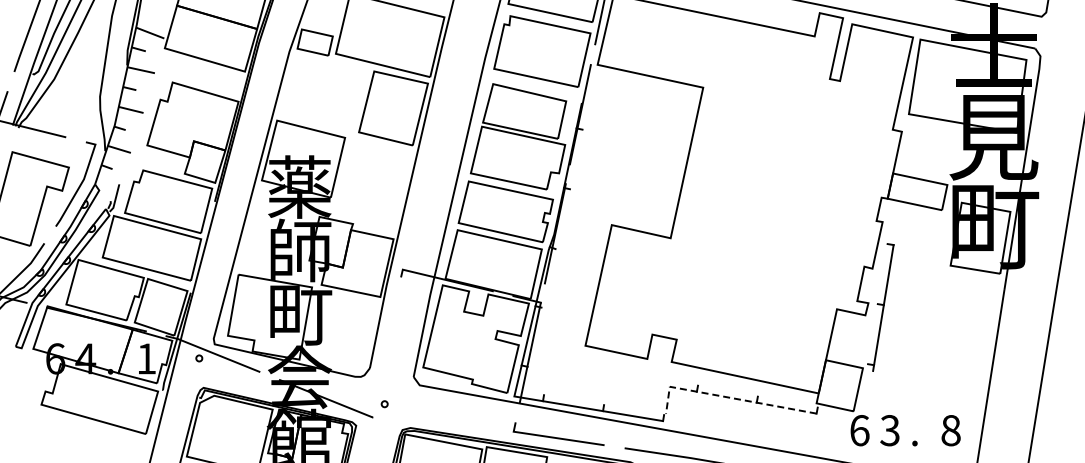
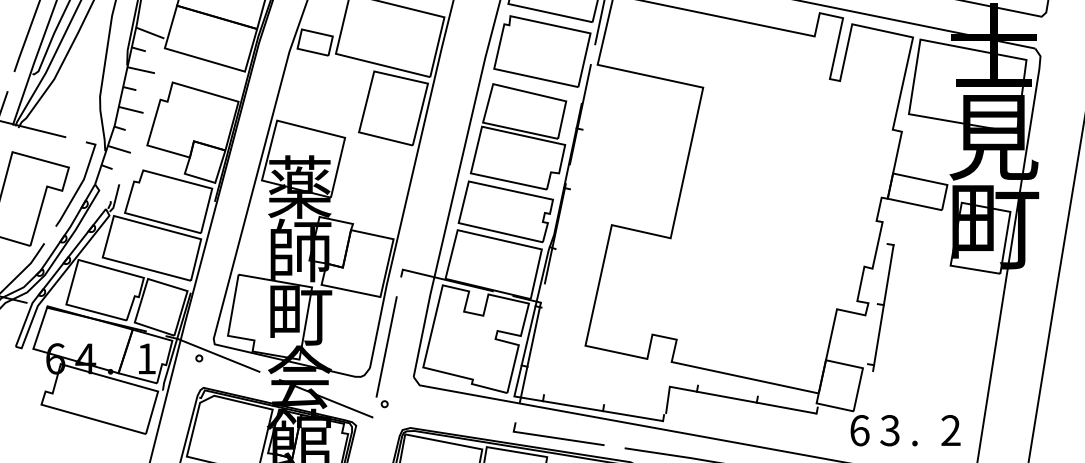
line: none -> present (386, 346)
line: dashed -> solid (728, 397)
text: 8 -> 2 (950, 430)
